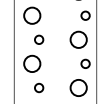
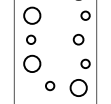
circle position: (39, 39) -> (31, 39) (31, 39)
circle size: 19x19 px -> 13x12 px (78, 39)
circle position: (39, 87) -> (50, 85) (50, 85)
